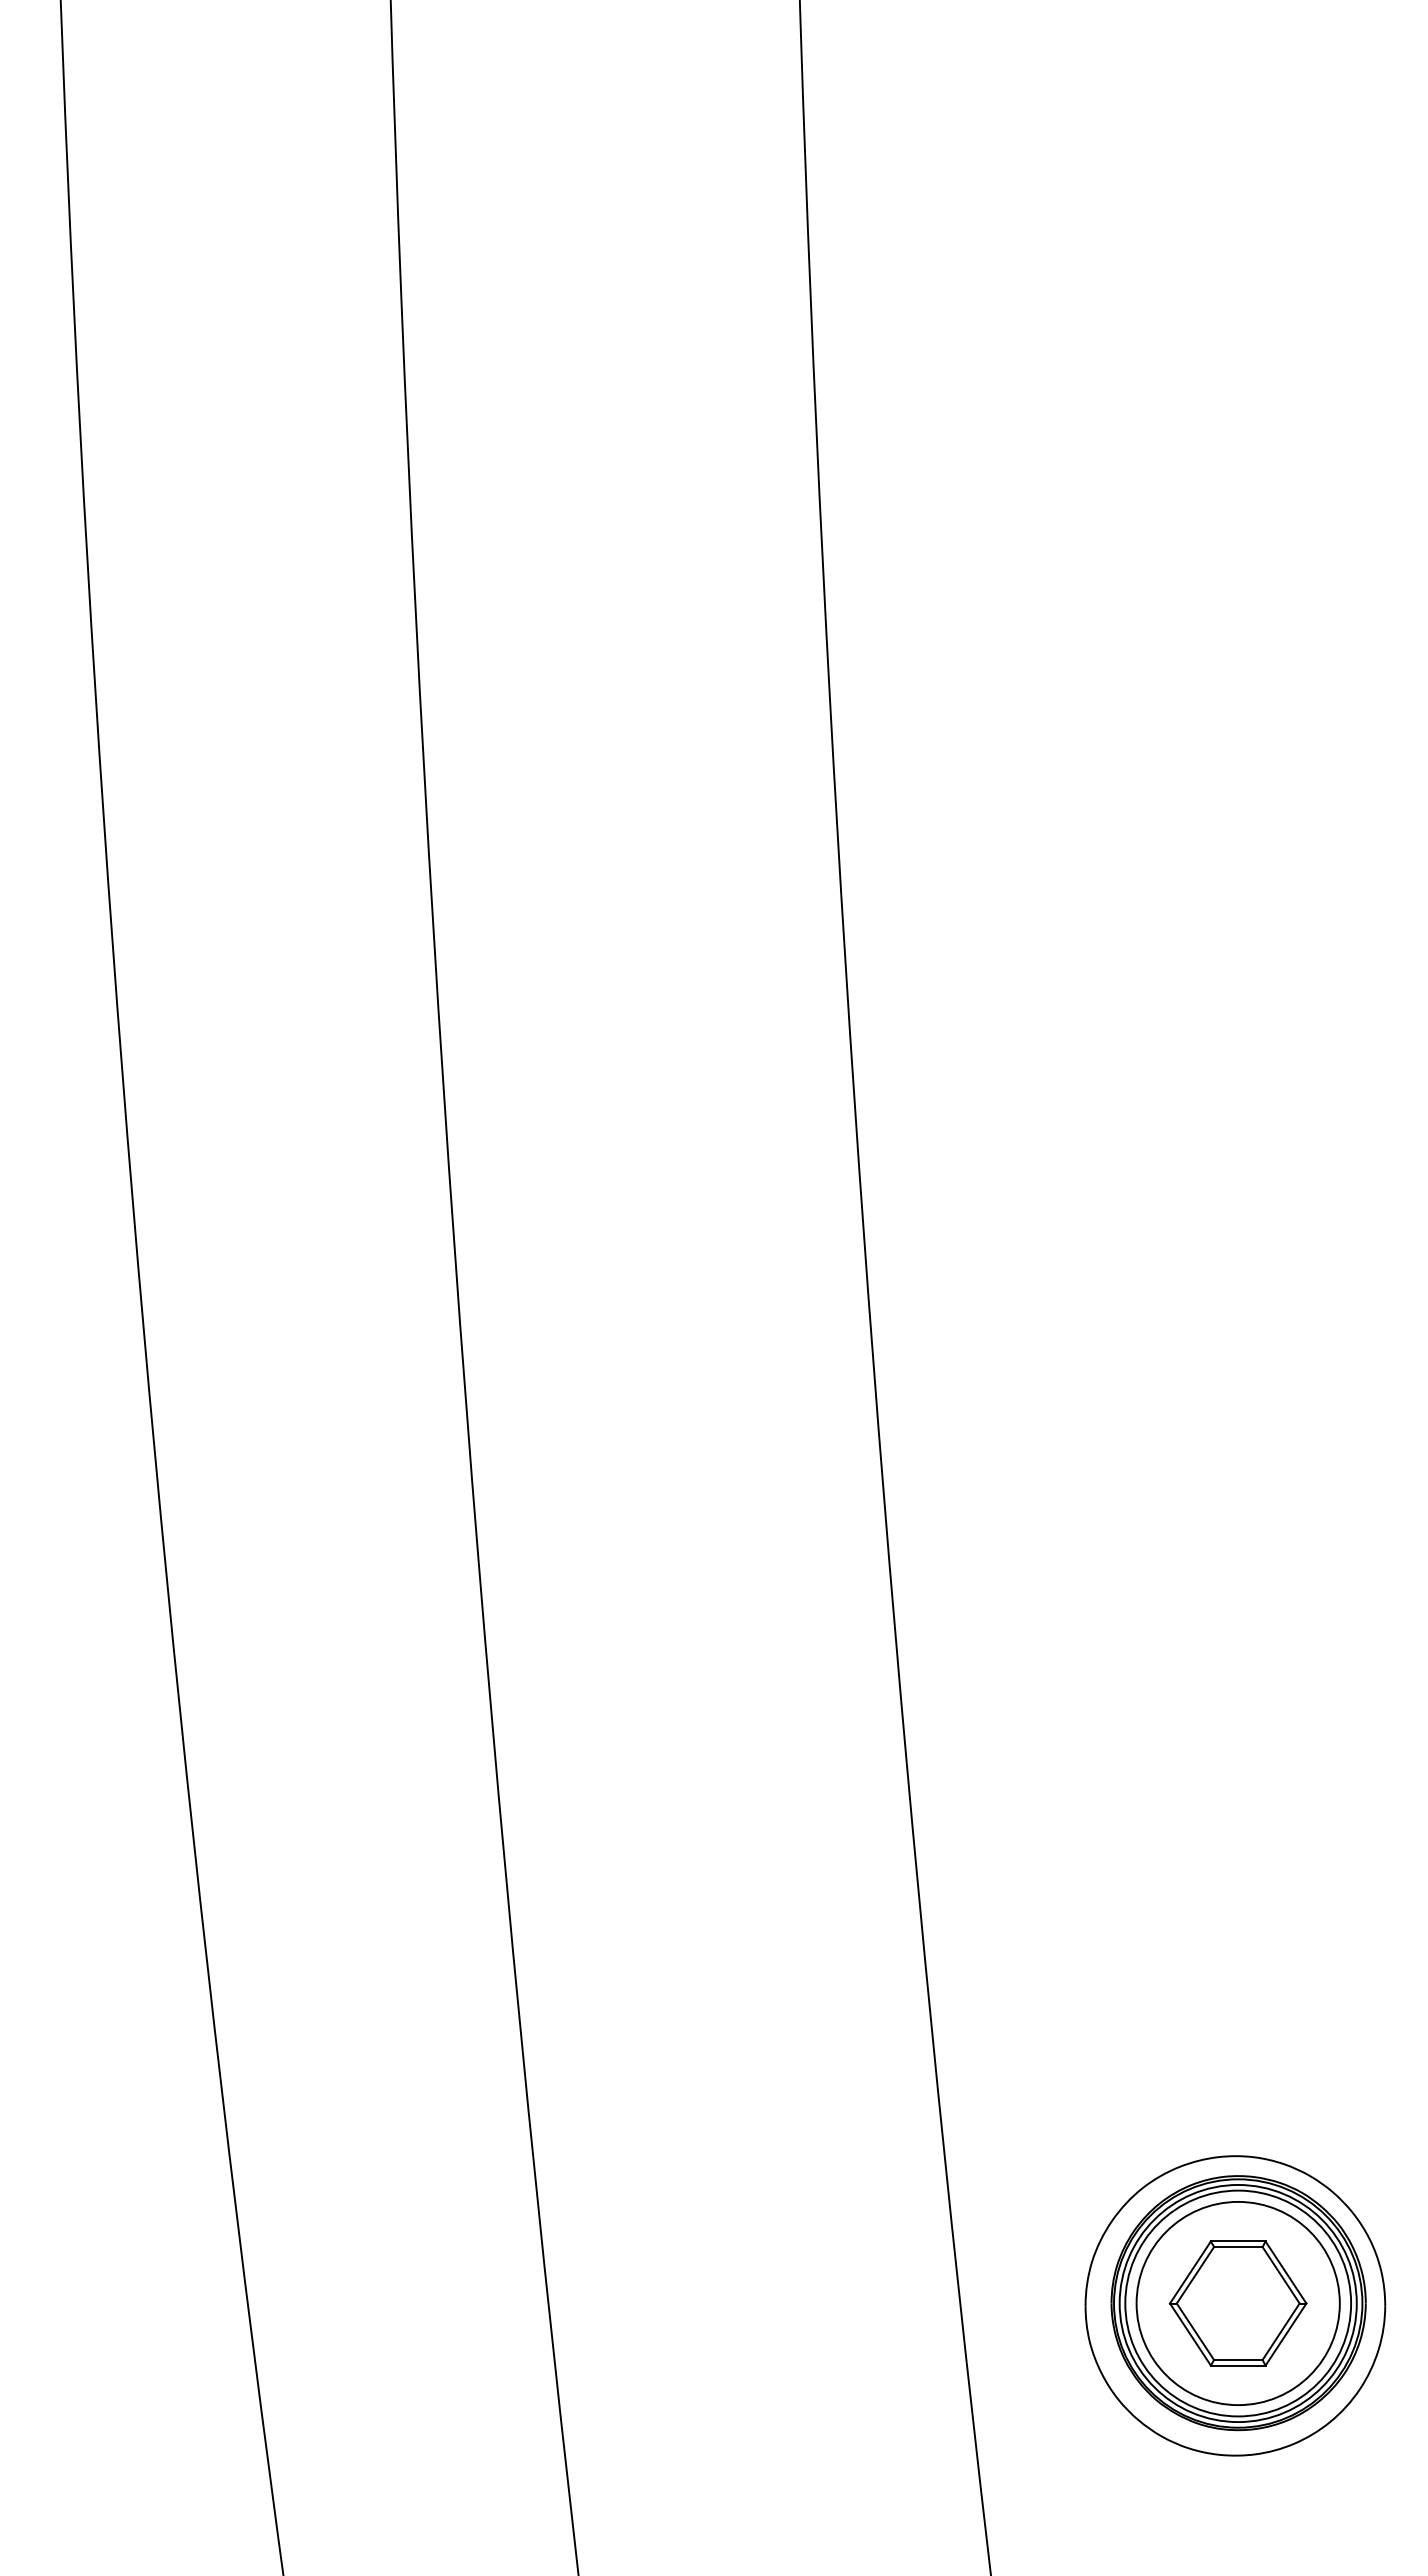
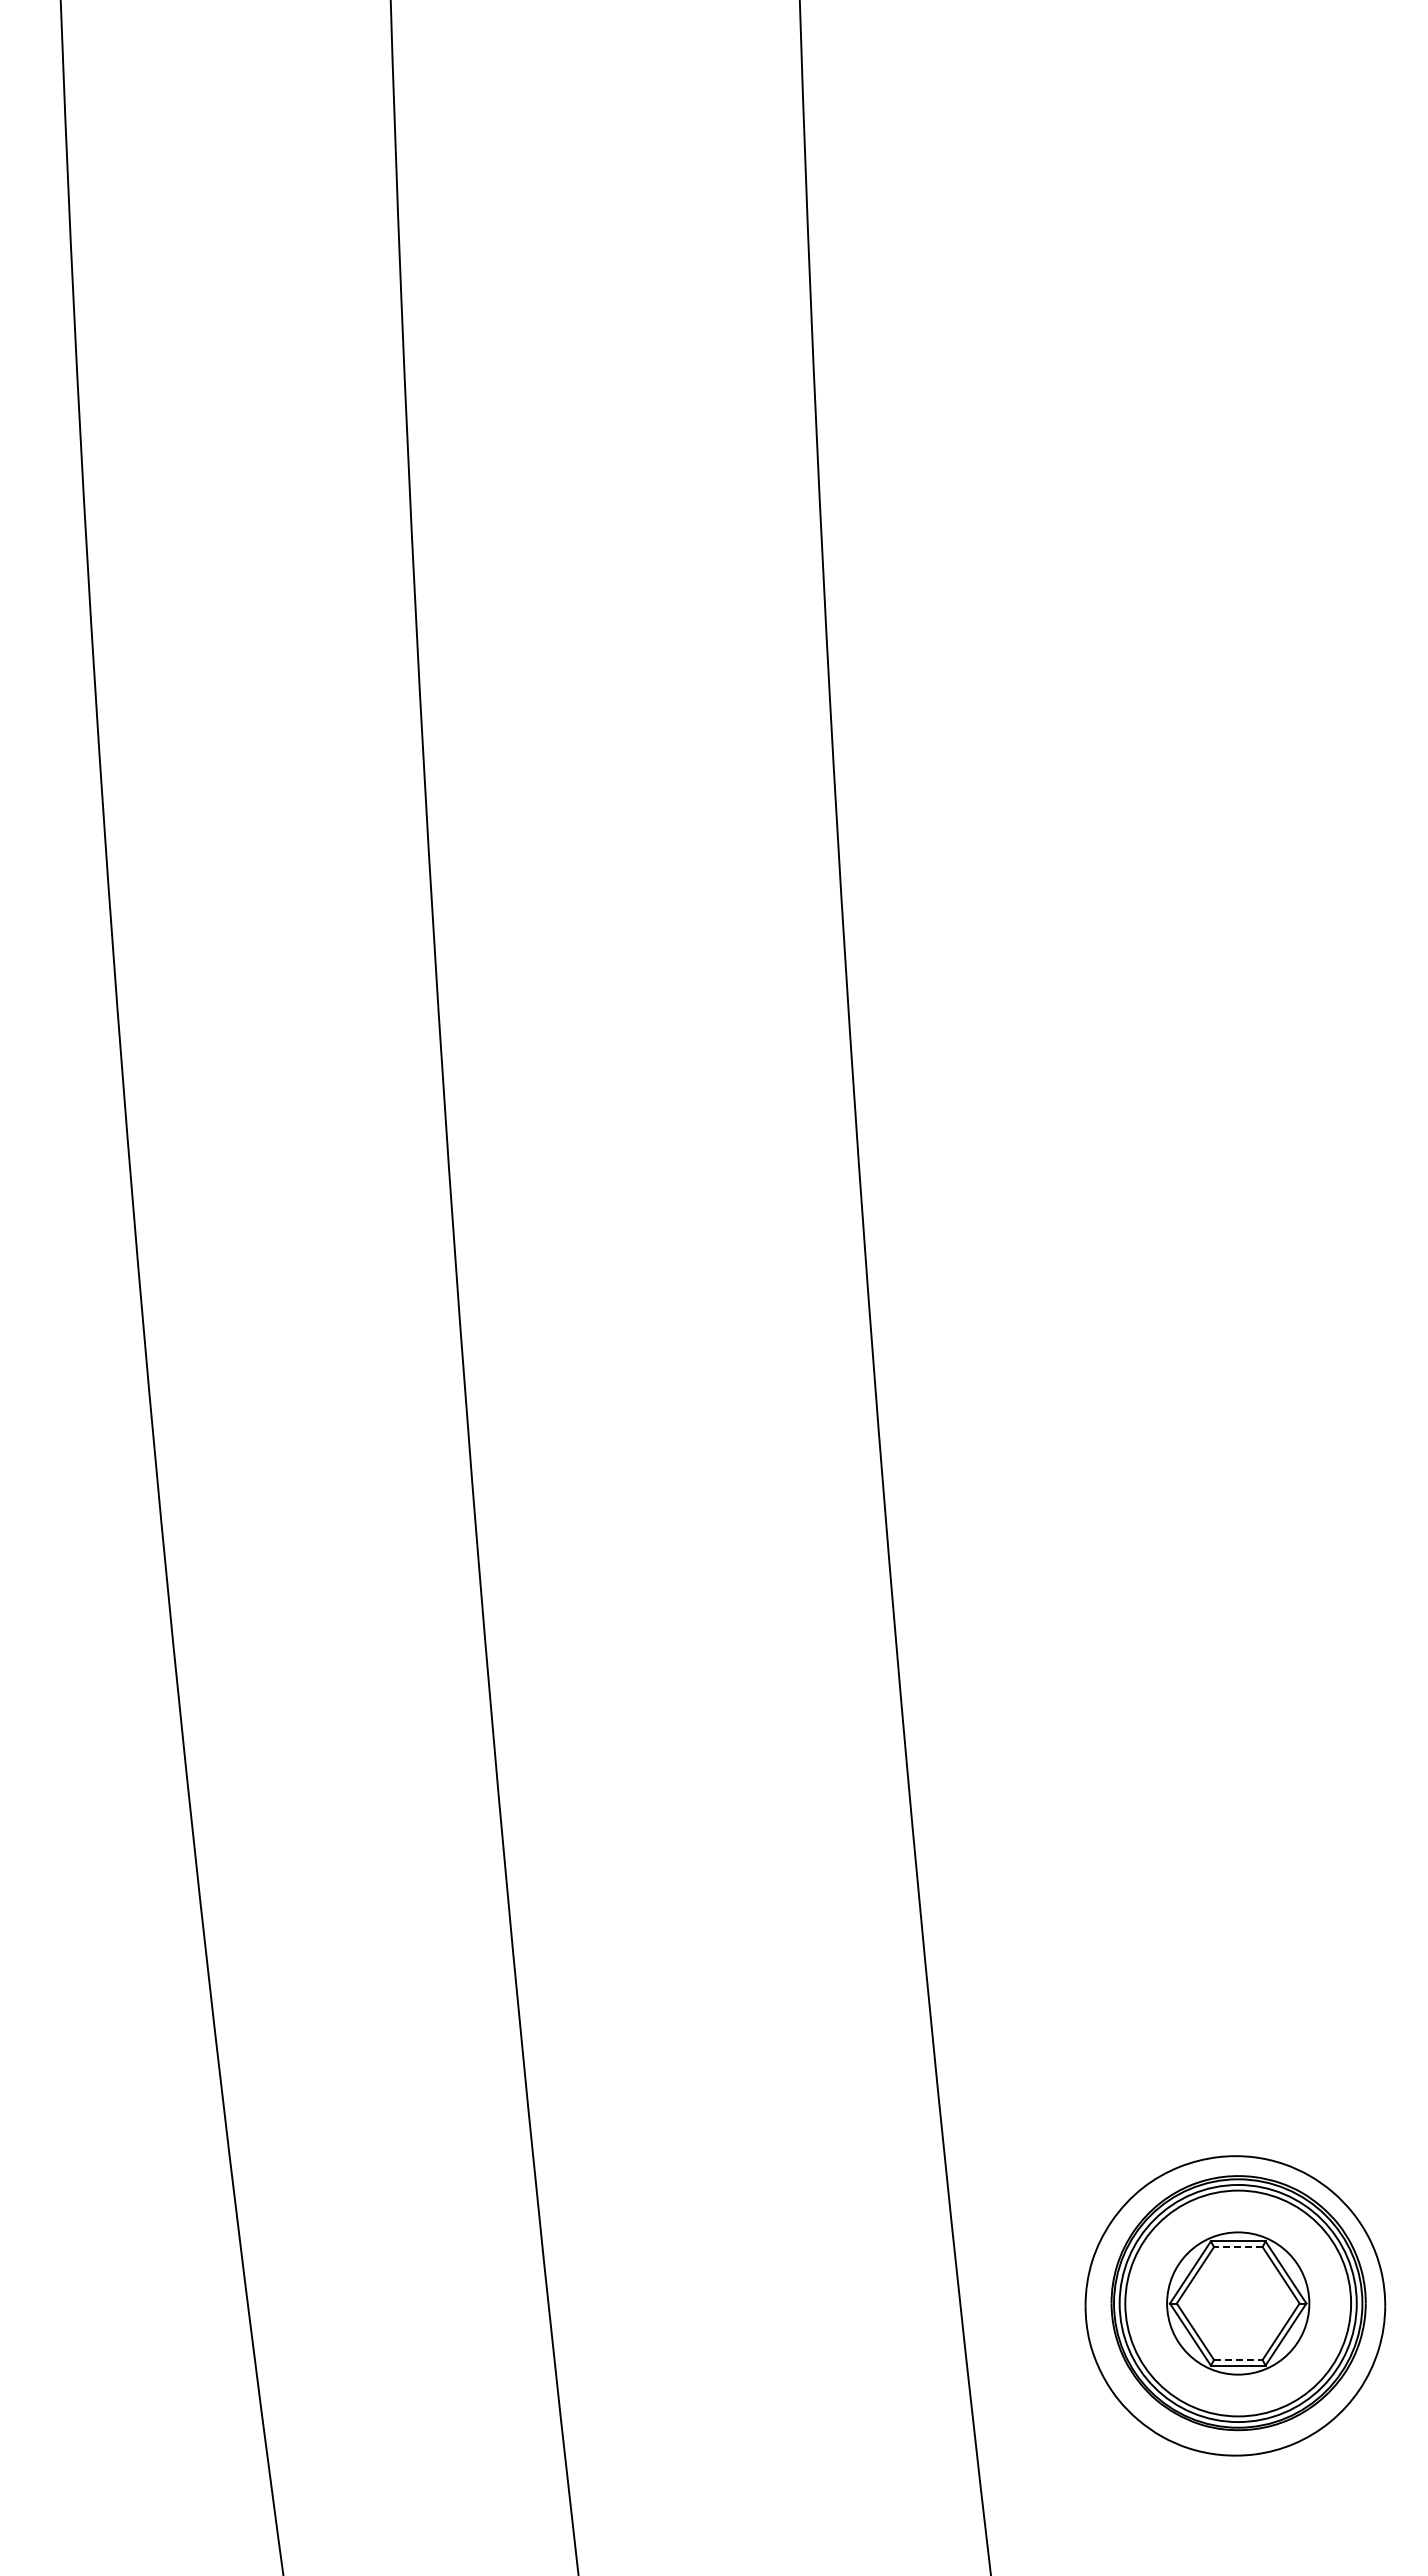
line: solid -> dashed (1237, 2247)
circle diameter: 203 px -> 142 px (1238, 2303)
line: solid -> dashed (1238, 2359)
